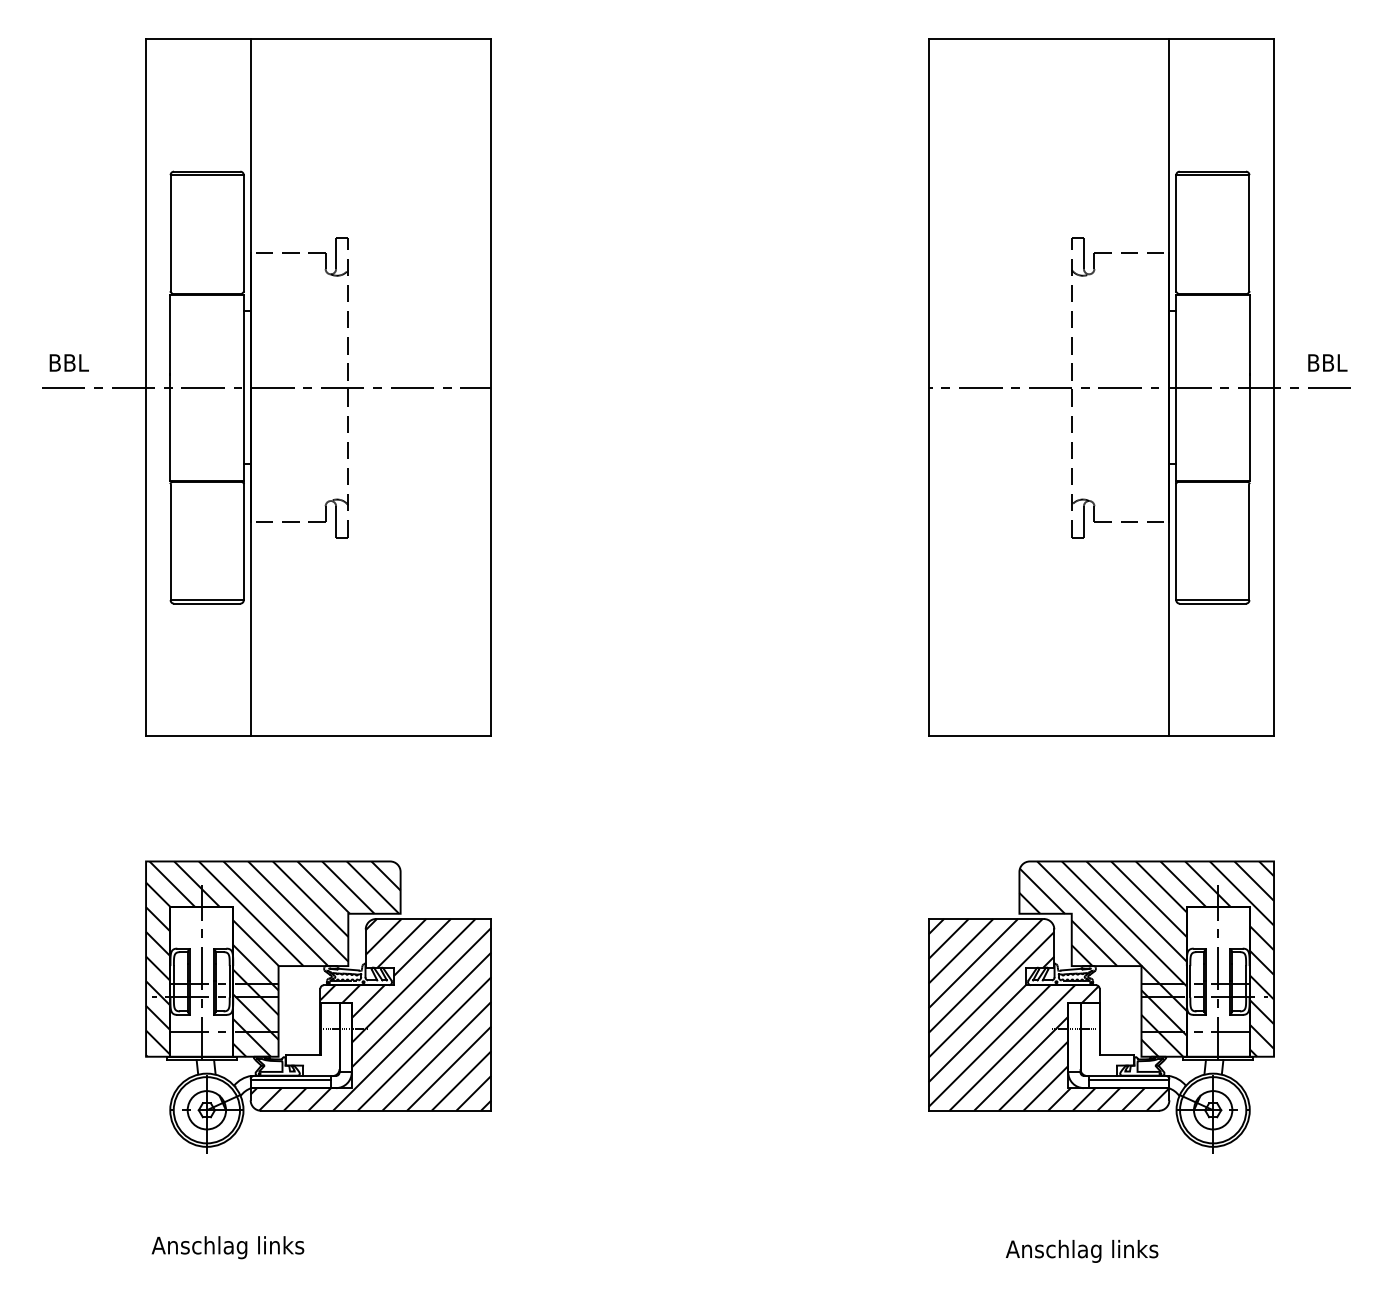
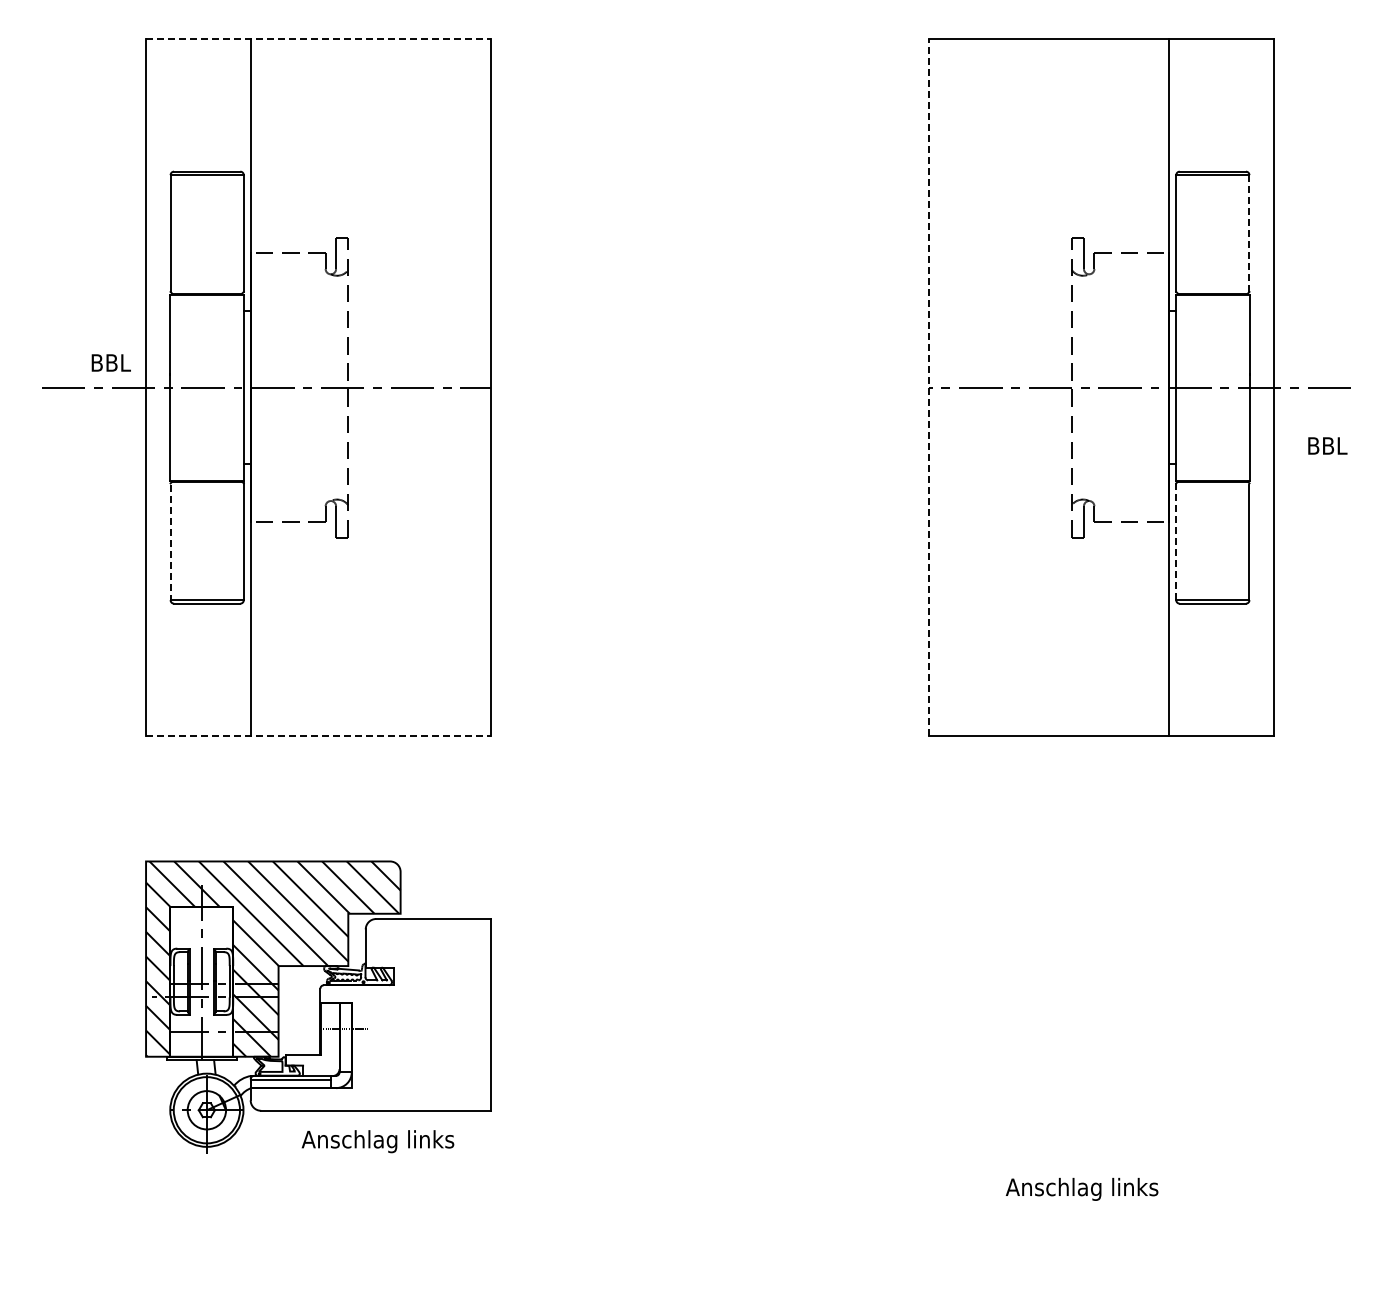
line: solid -> dashed (318, 38)
line: solid -> dashed (1249, 233)
text position: (68, 362) -> (110, 362) (110, 362)
text position: (1327, 362) -> (1327, 445) (1327, 445)
line: solid -> dashed (928, 387)
line: solid -> dashed (170, 542)
line: solid -> dashed (1176, 542)
line: solid -> dashed (318, 736)
part: present -> none (1101, 1006)
hatch: present -> none (370, 1014)
text position: (227, 1247) -> (377, 1141) (377, 1141)
text position: (1081, 1251) -> (1081, 1189) (1081, 1189)
